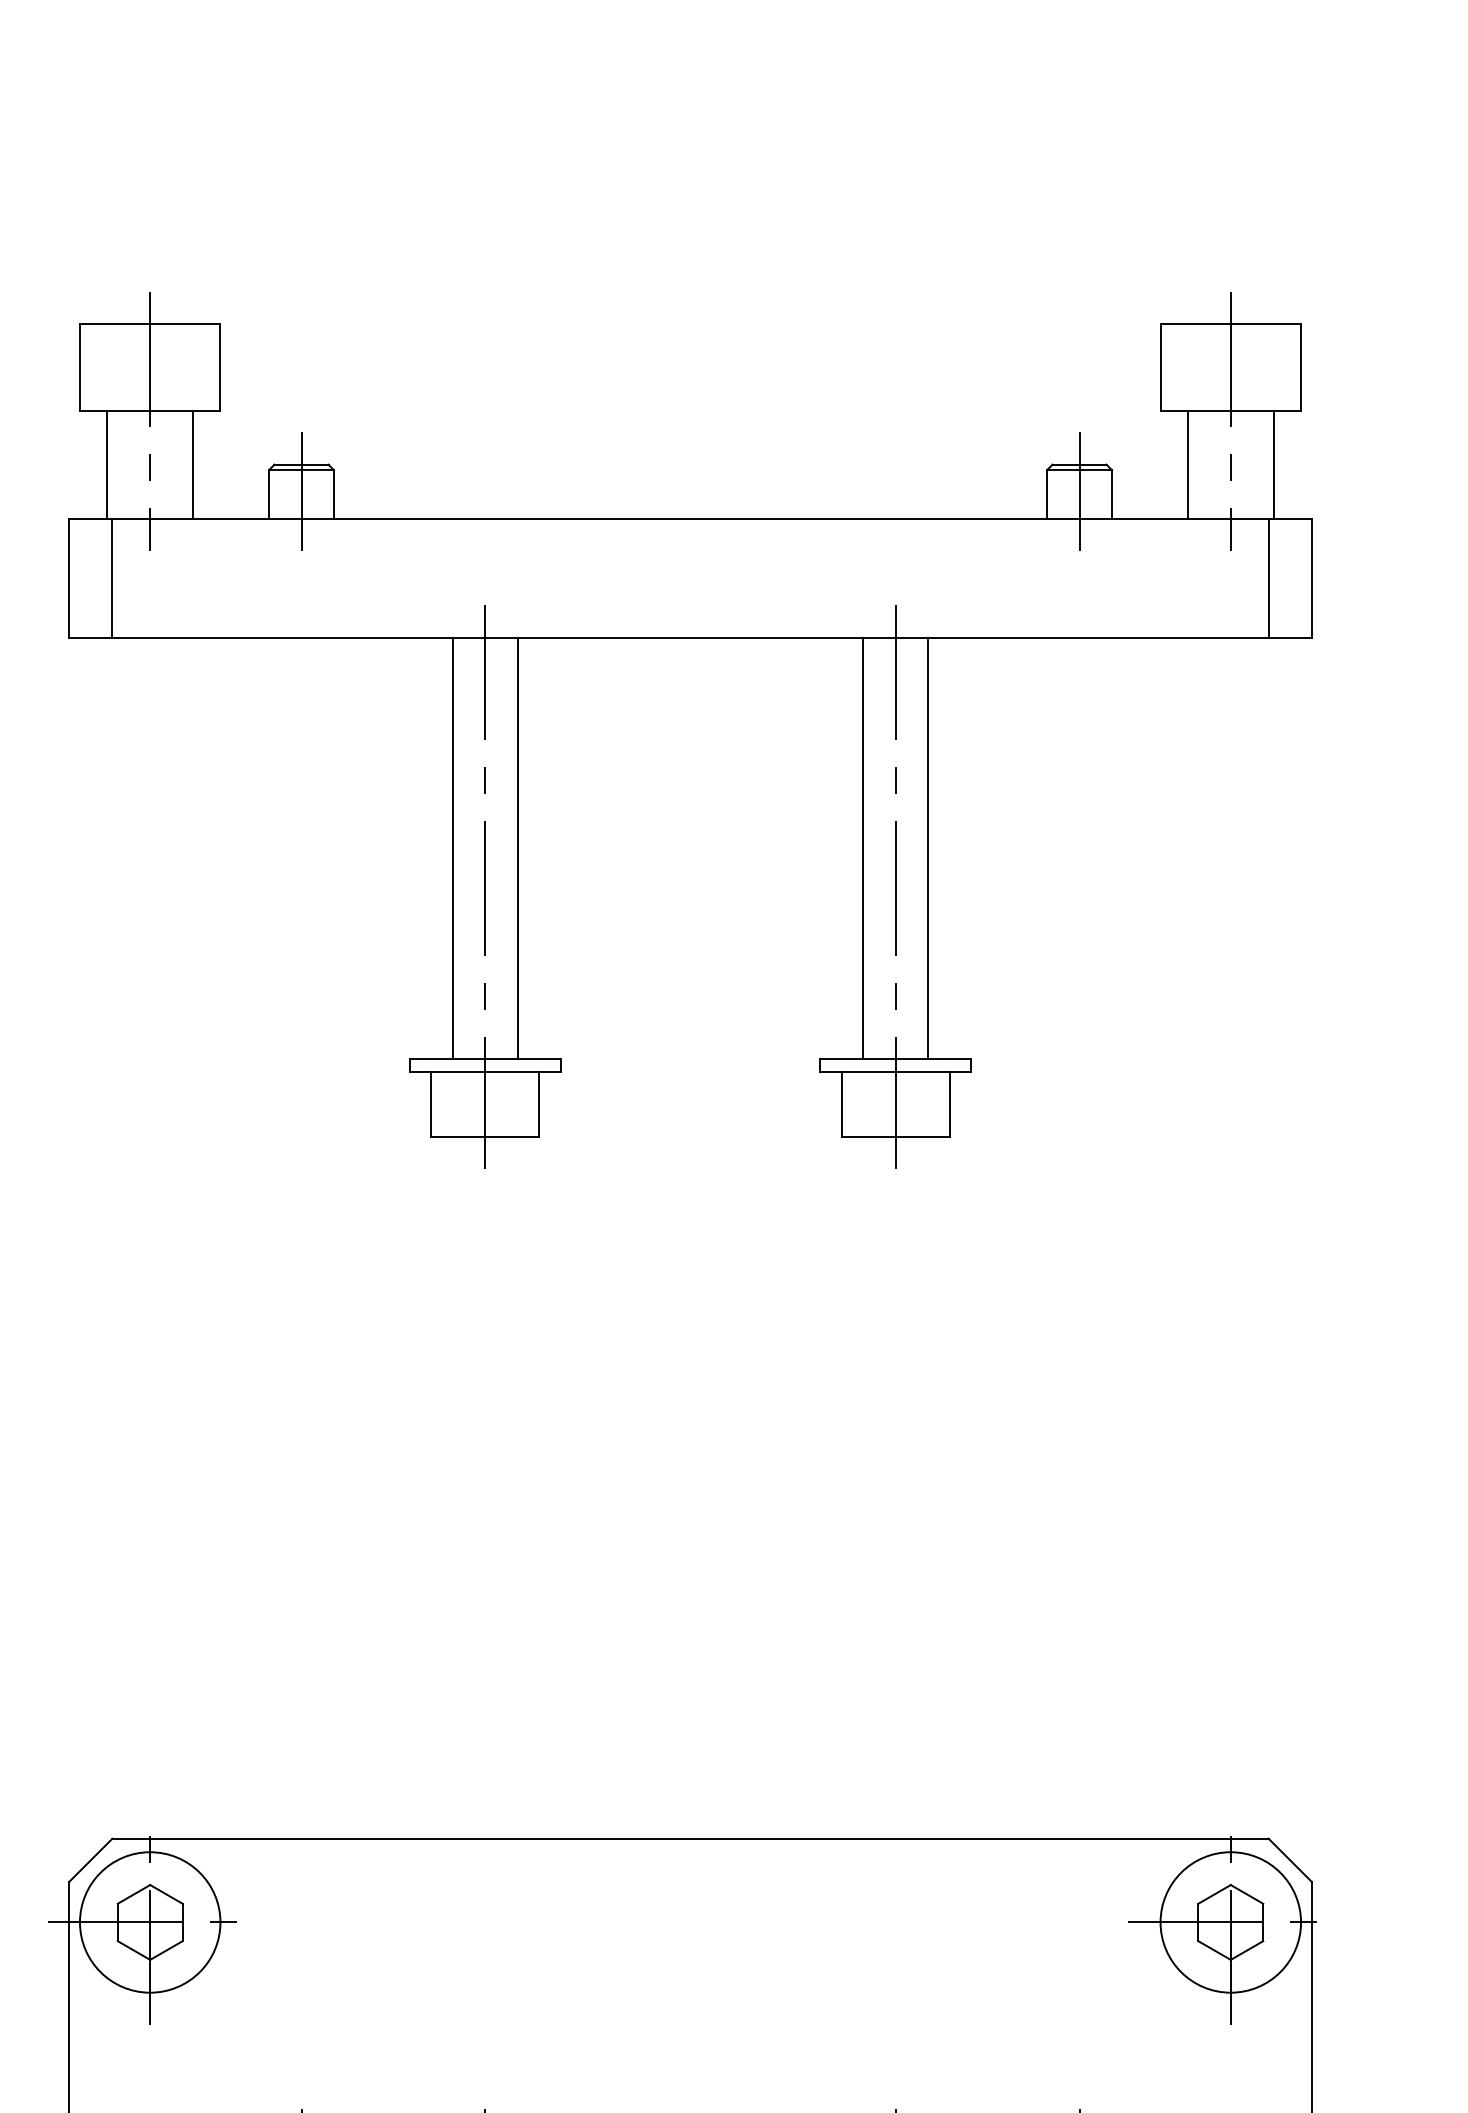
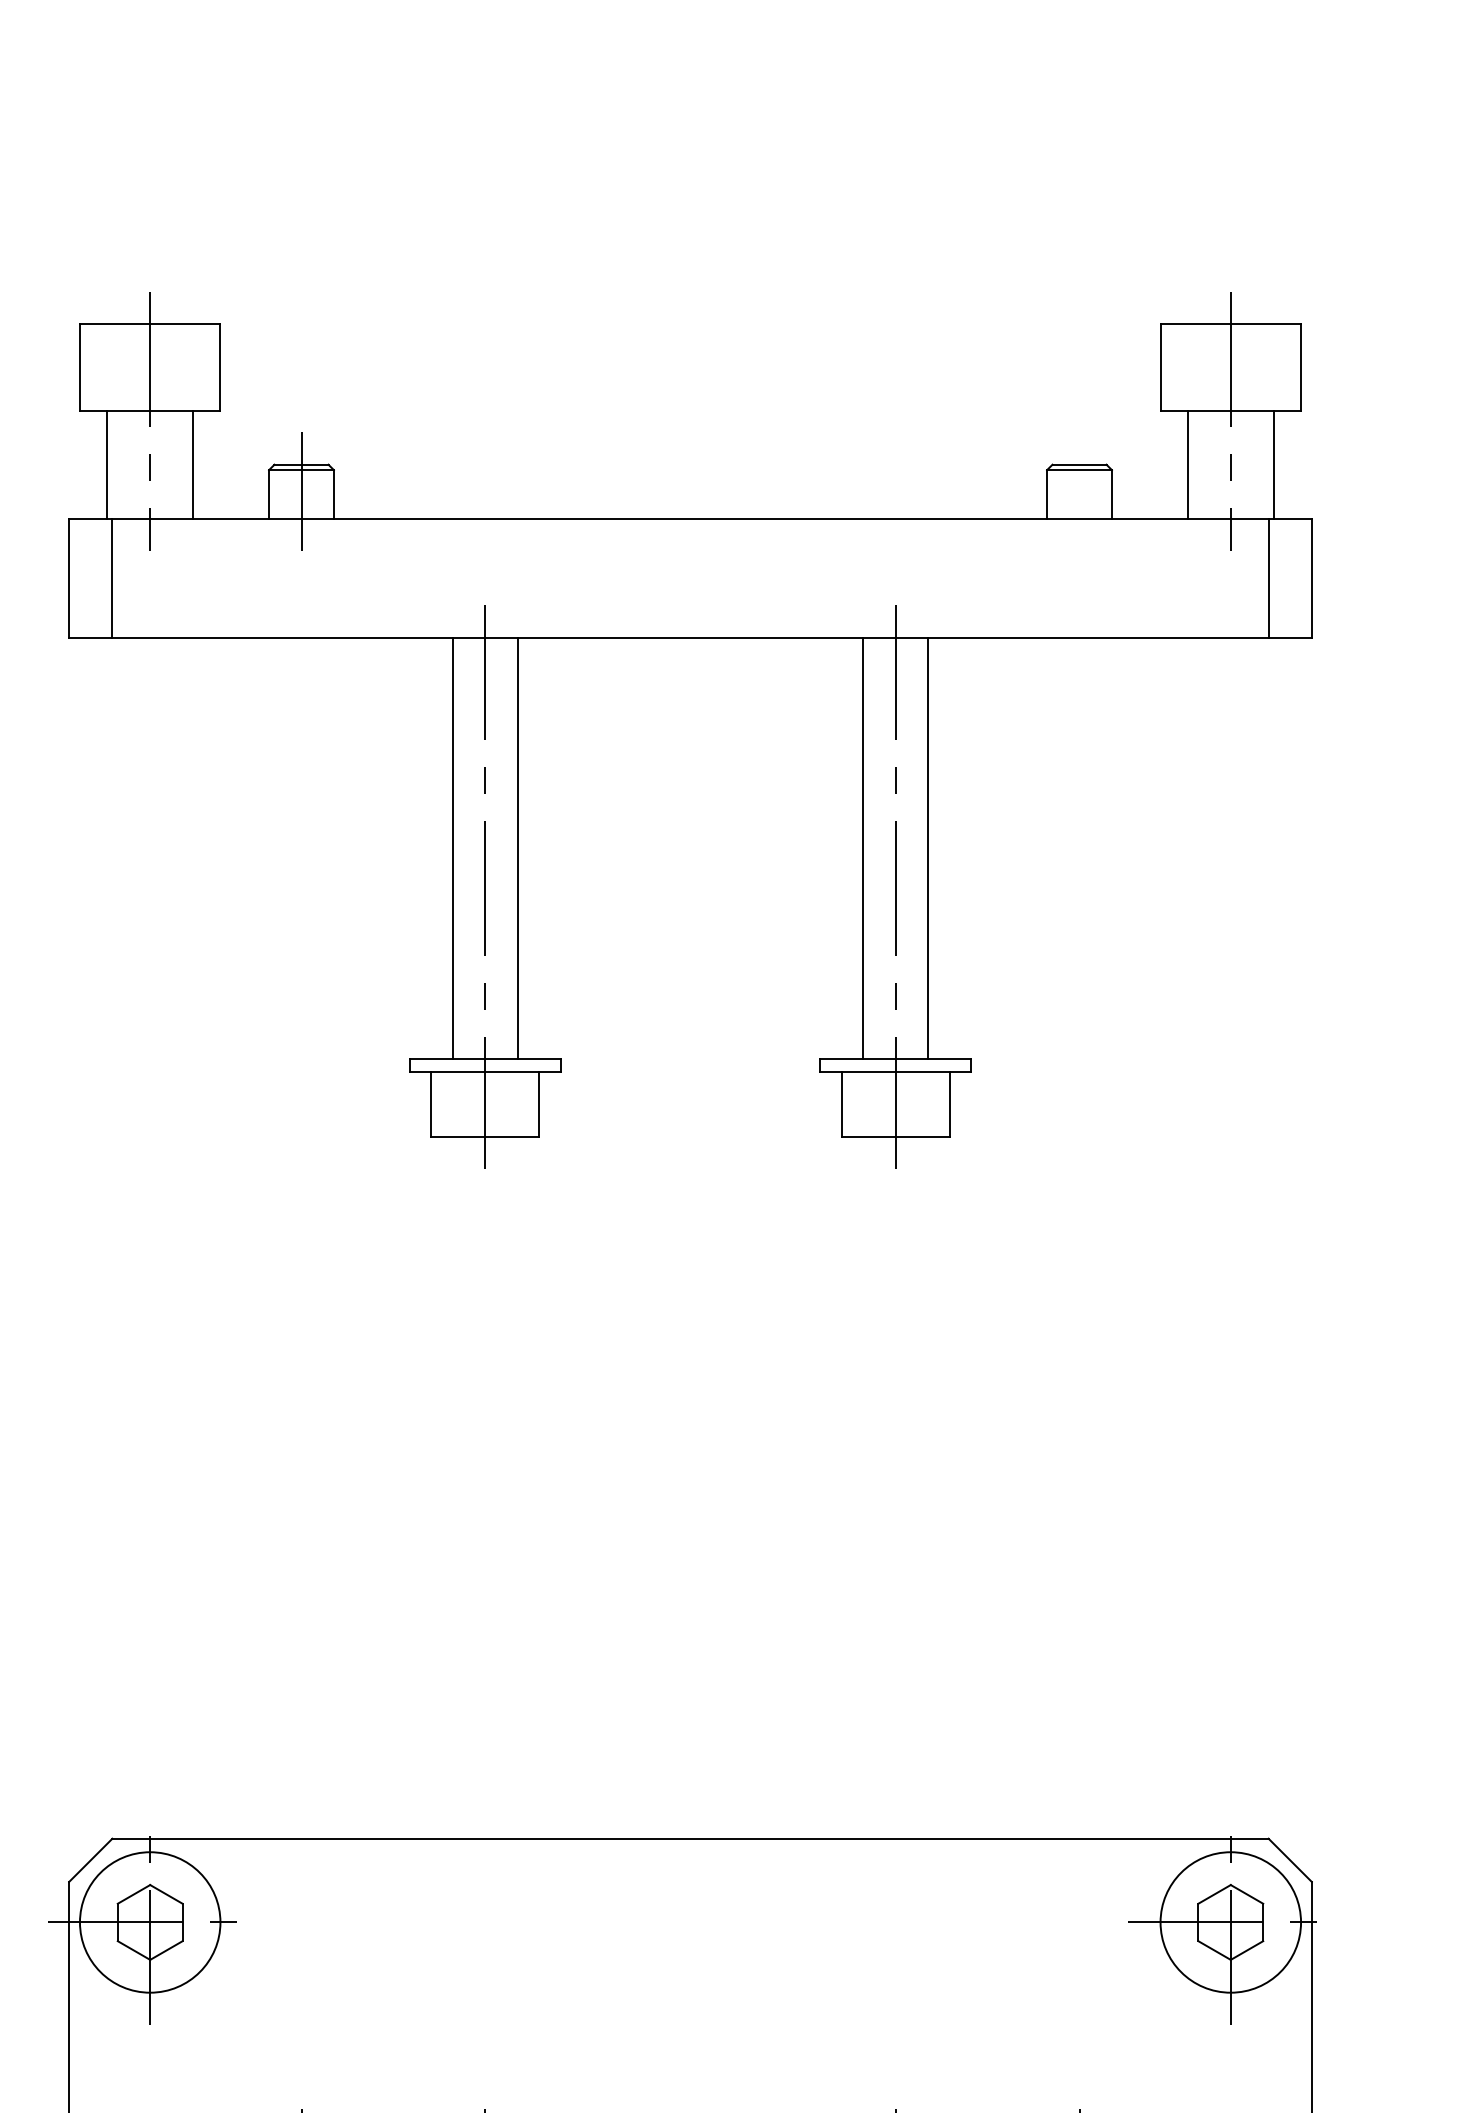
line: present -> none (1079, 491)
